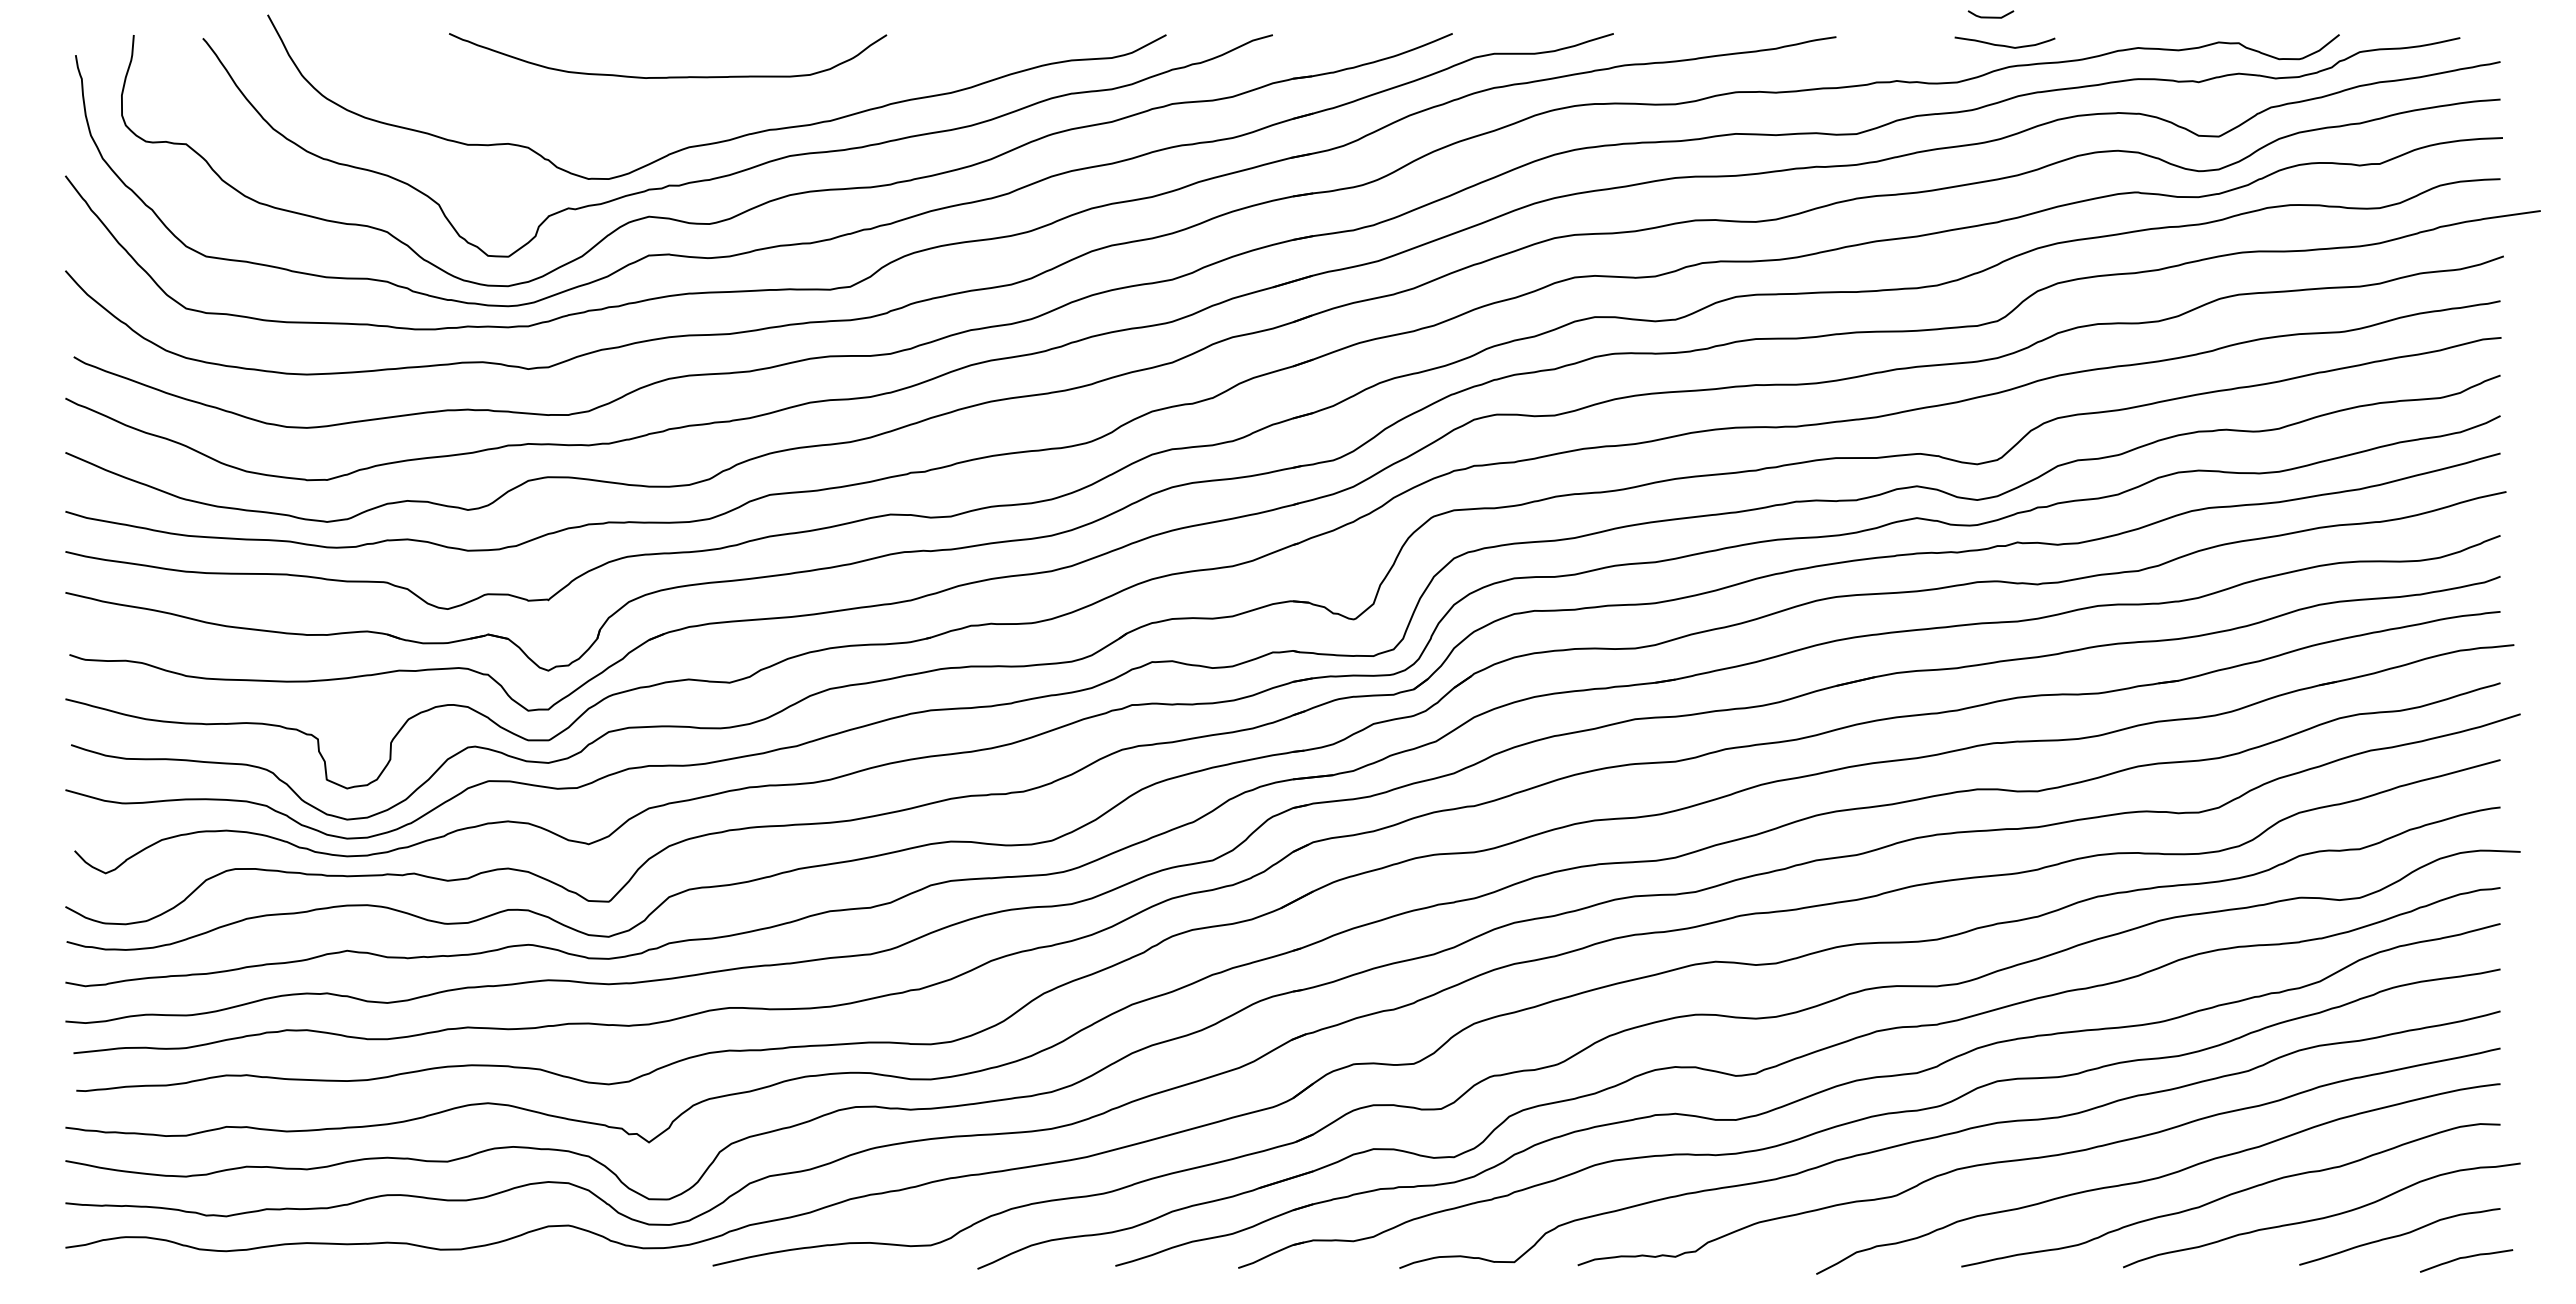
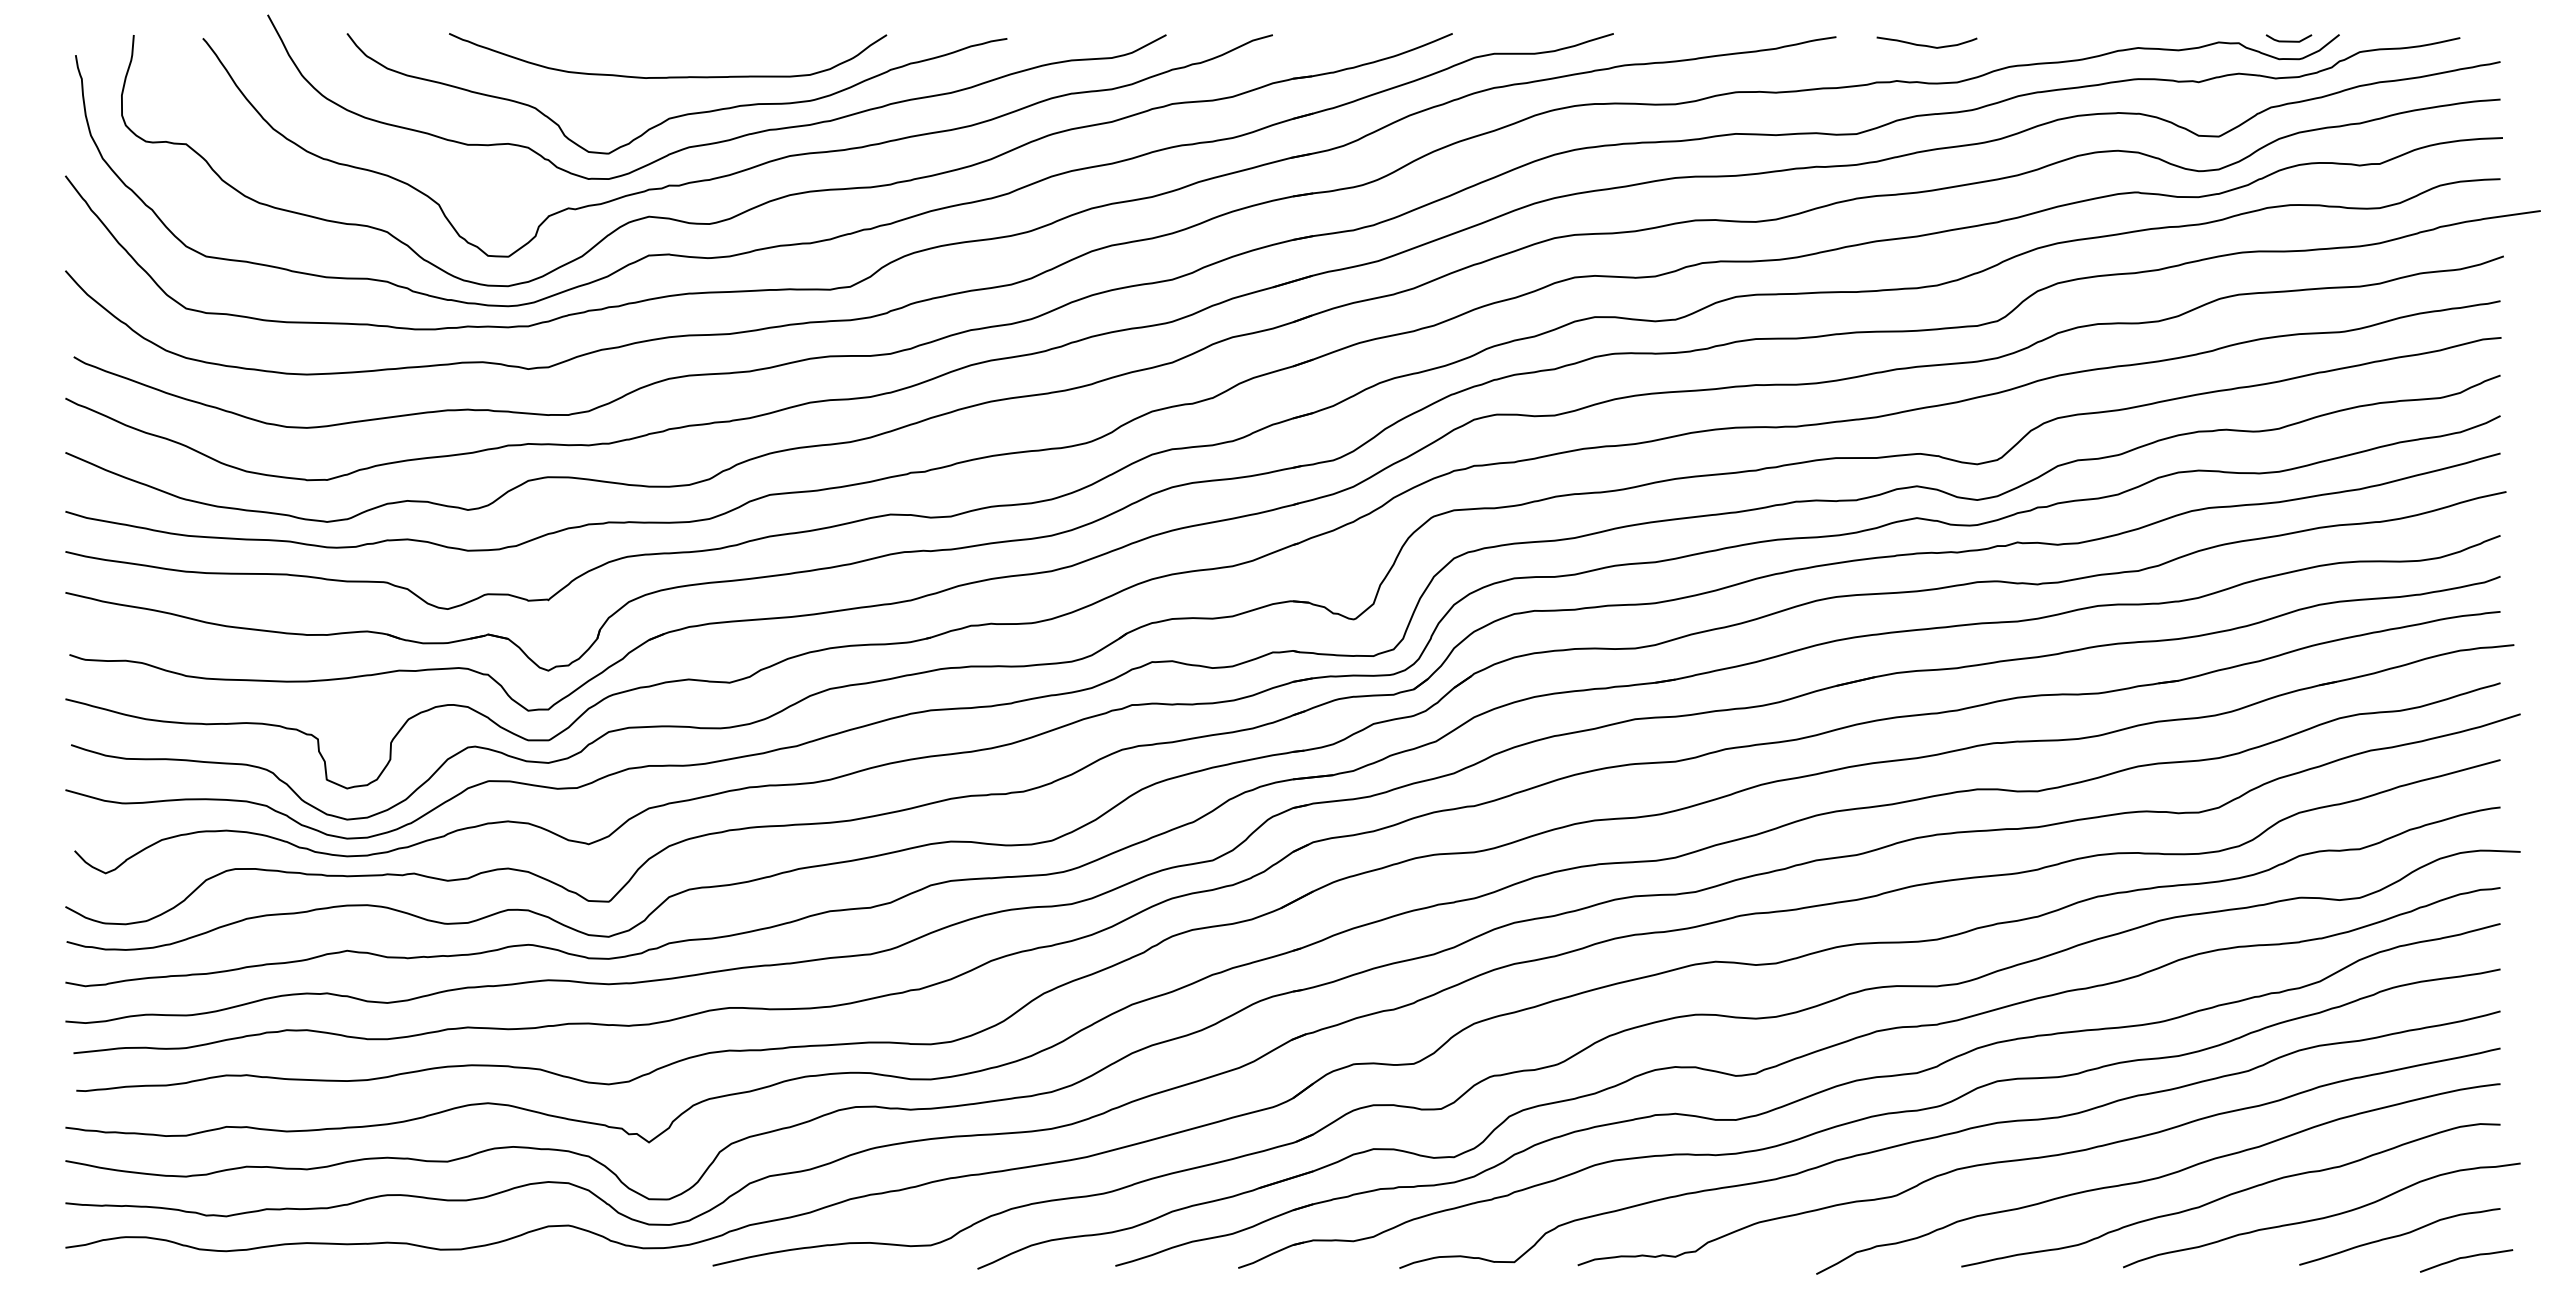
line position: (1990, 16) -> (2288, 40) (2288, 40)
curve position: (2002, 44) -> (1924, 44) (1924, 44)
curve: none -> present (681, 114)
